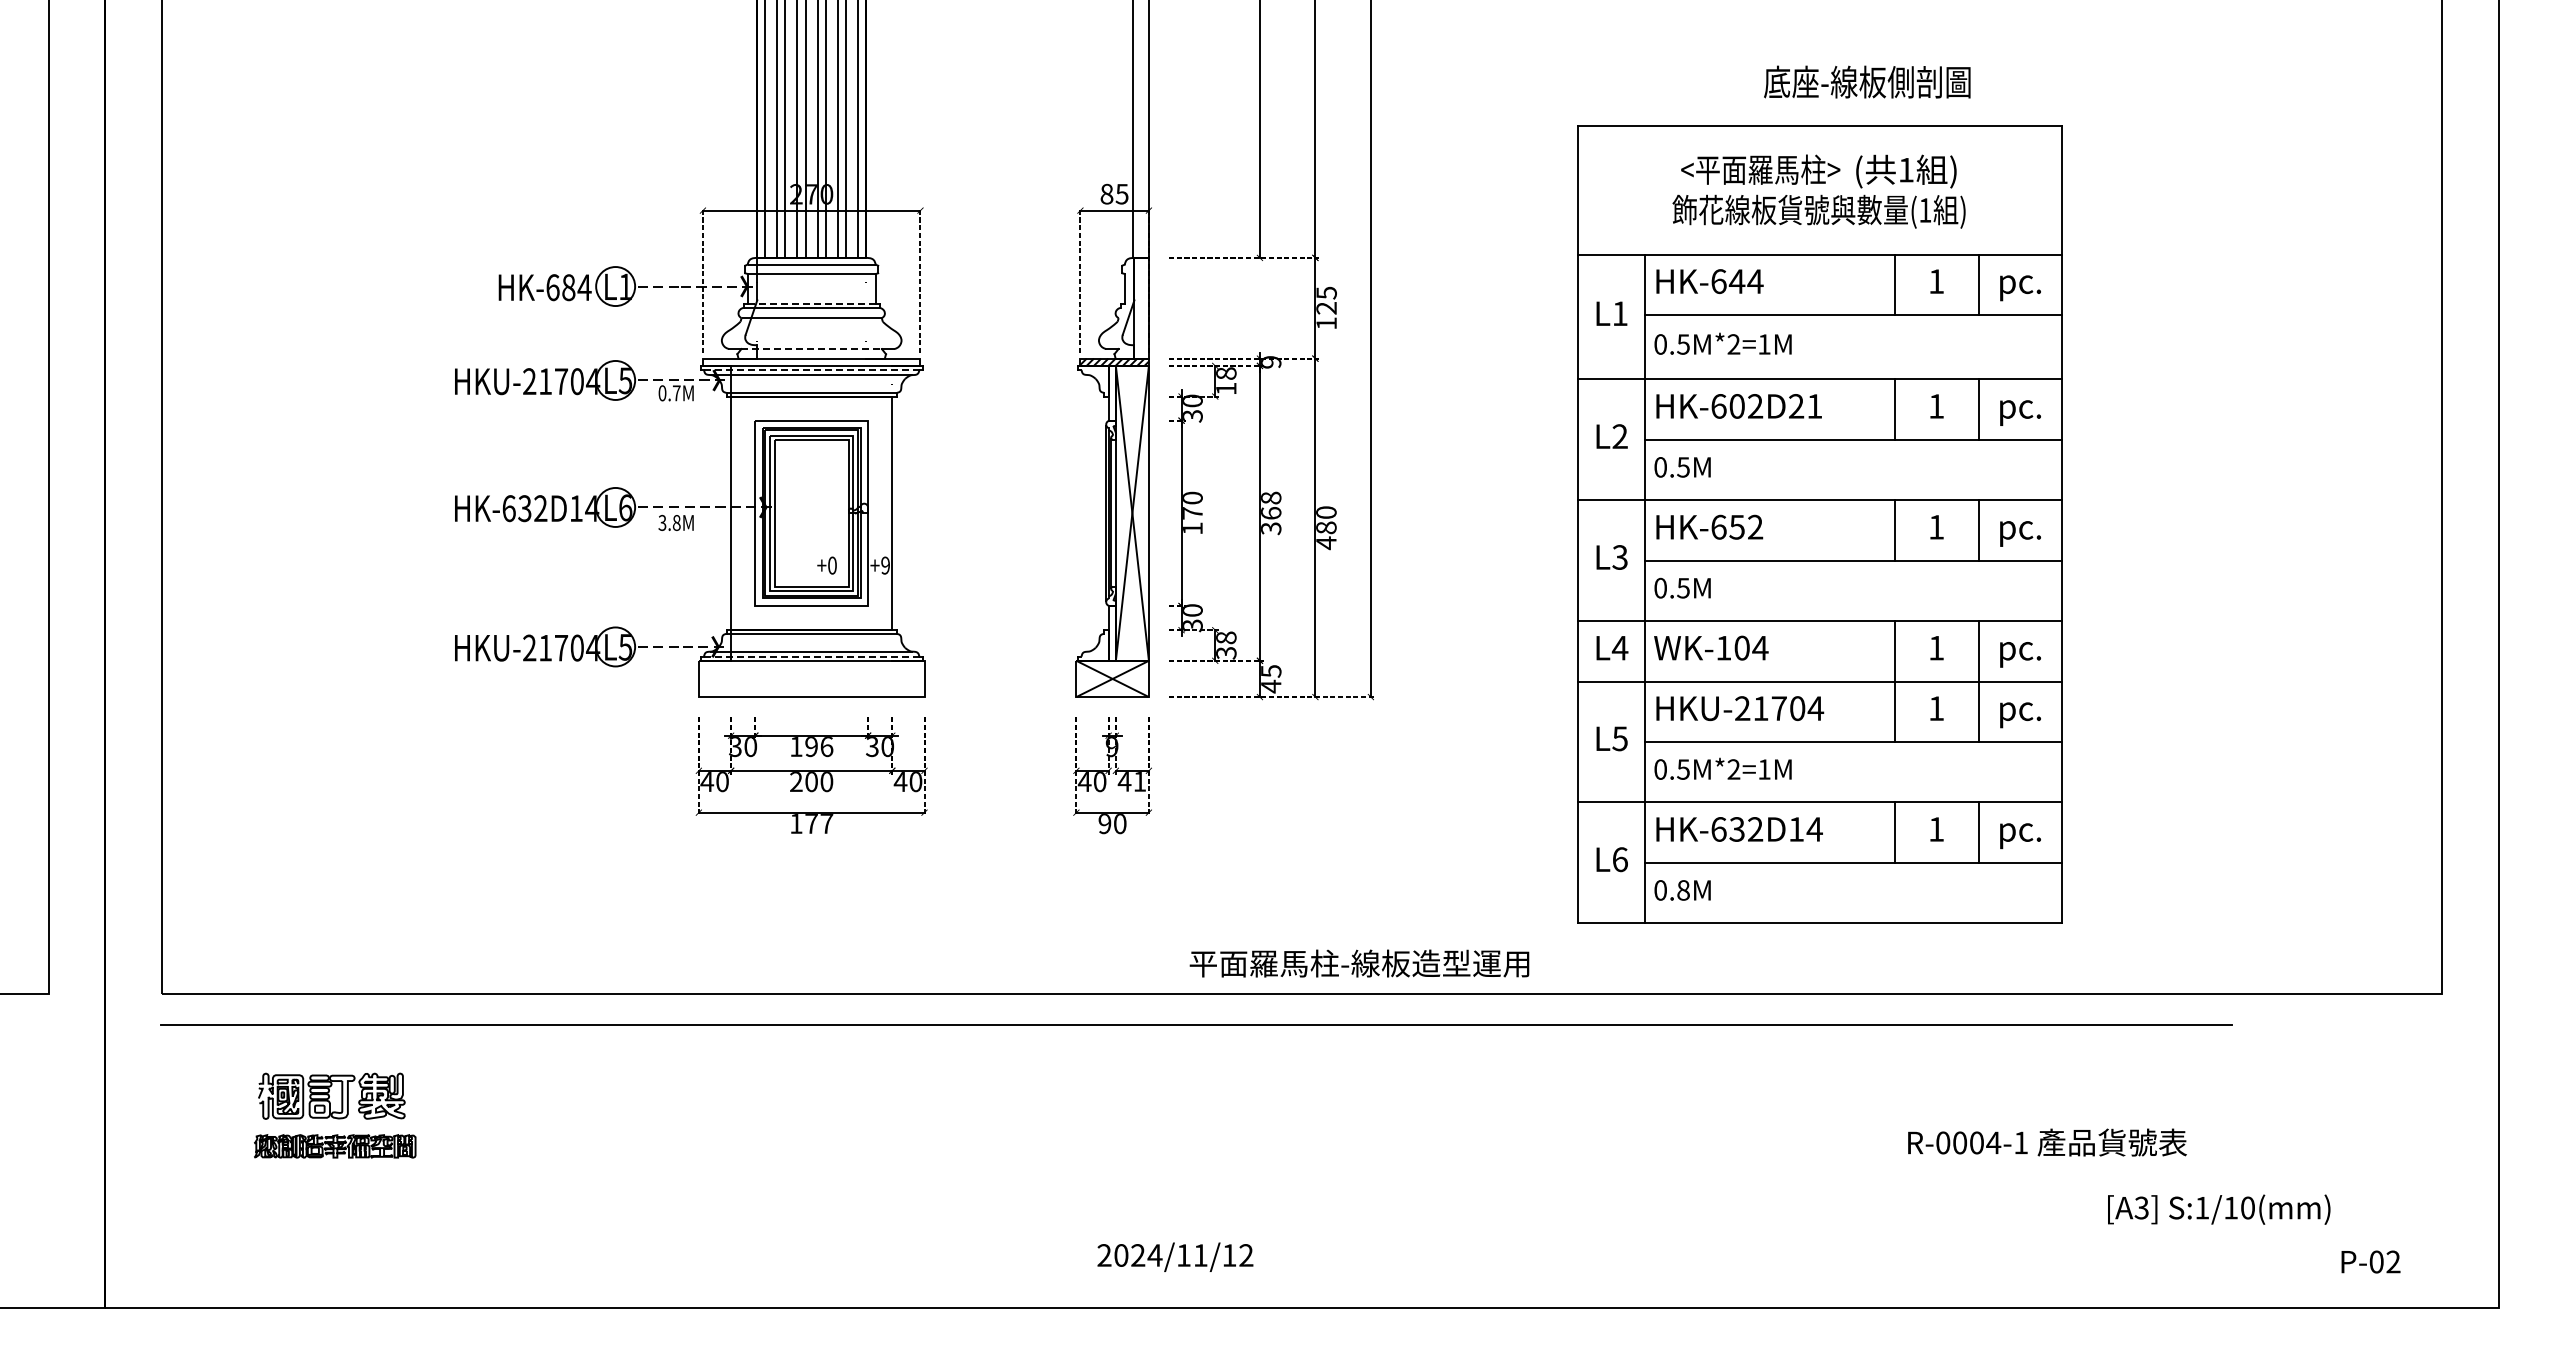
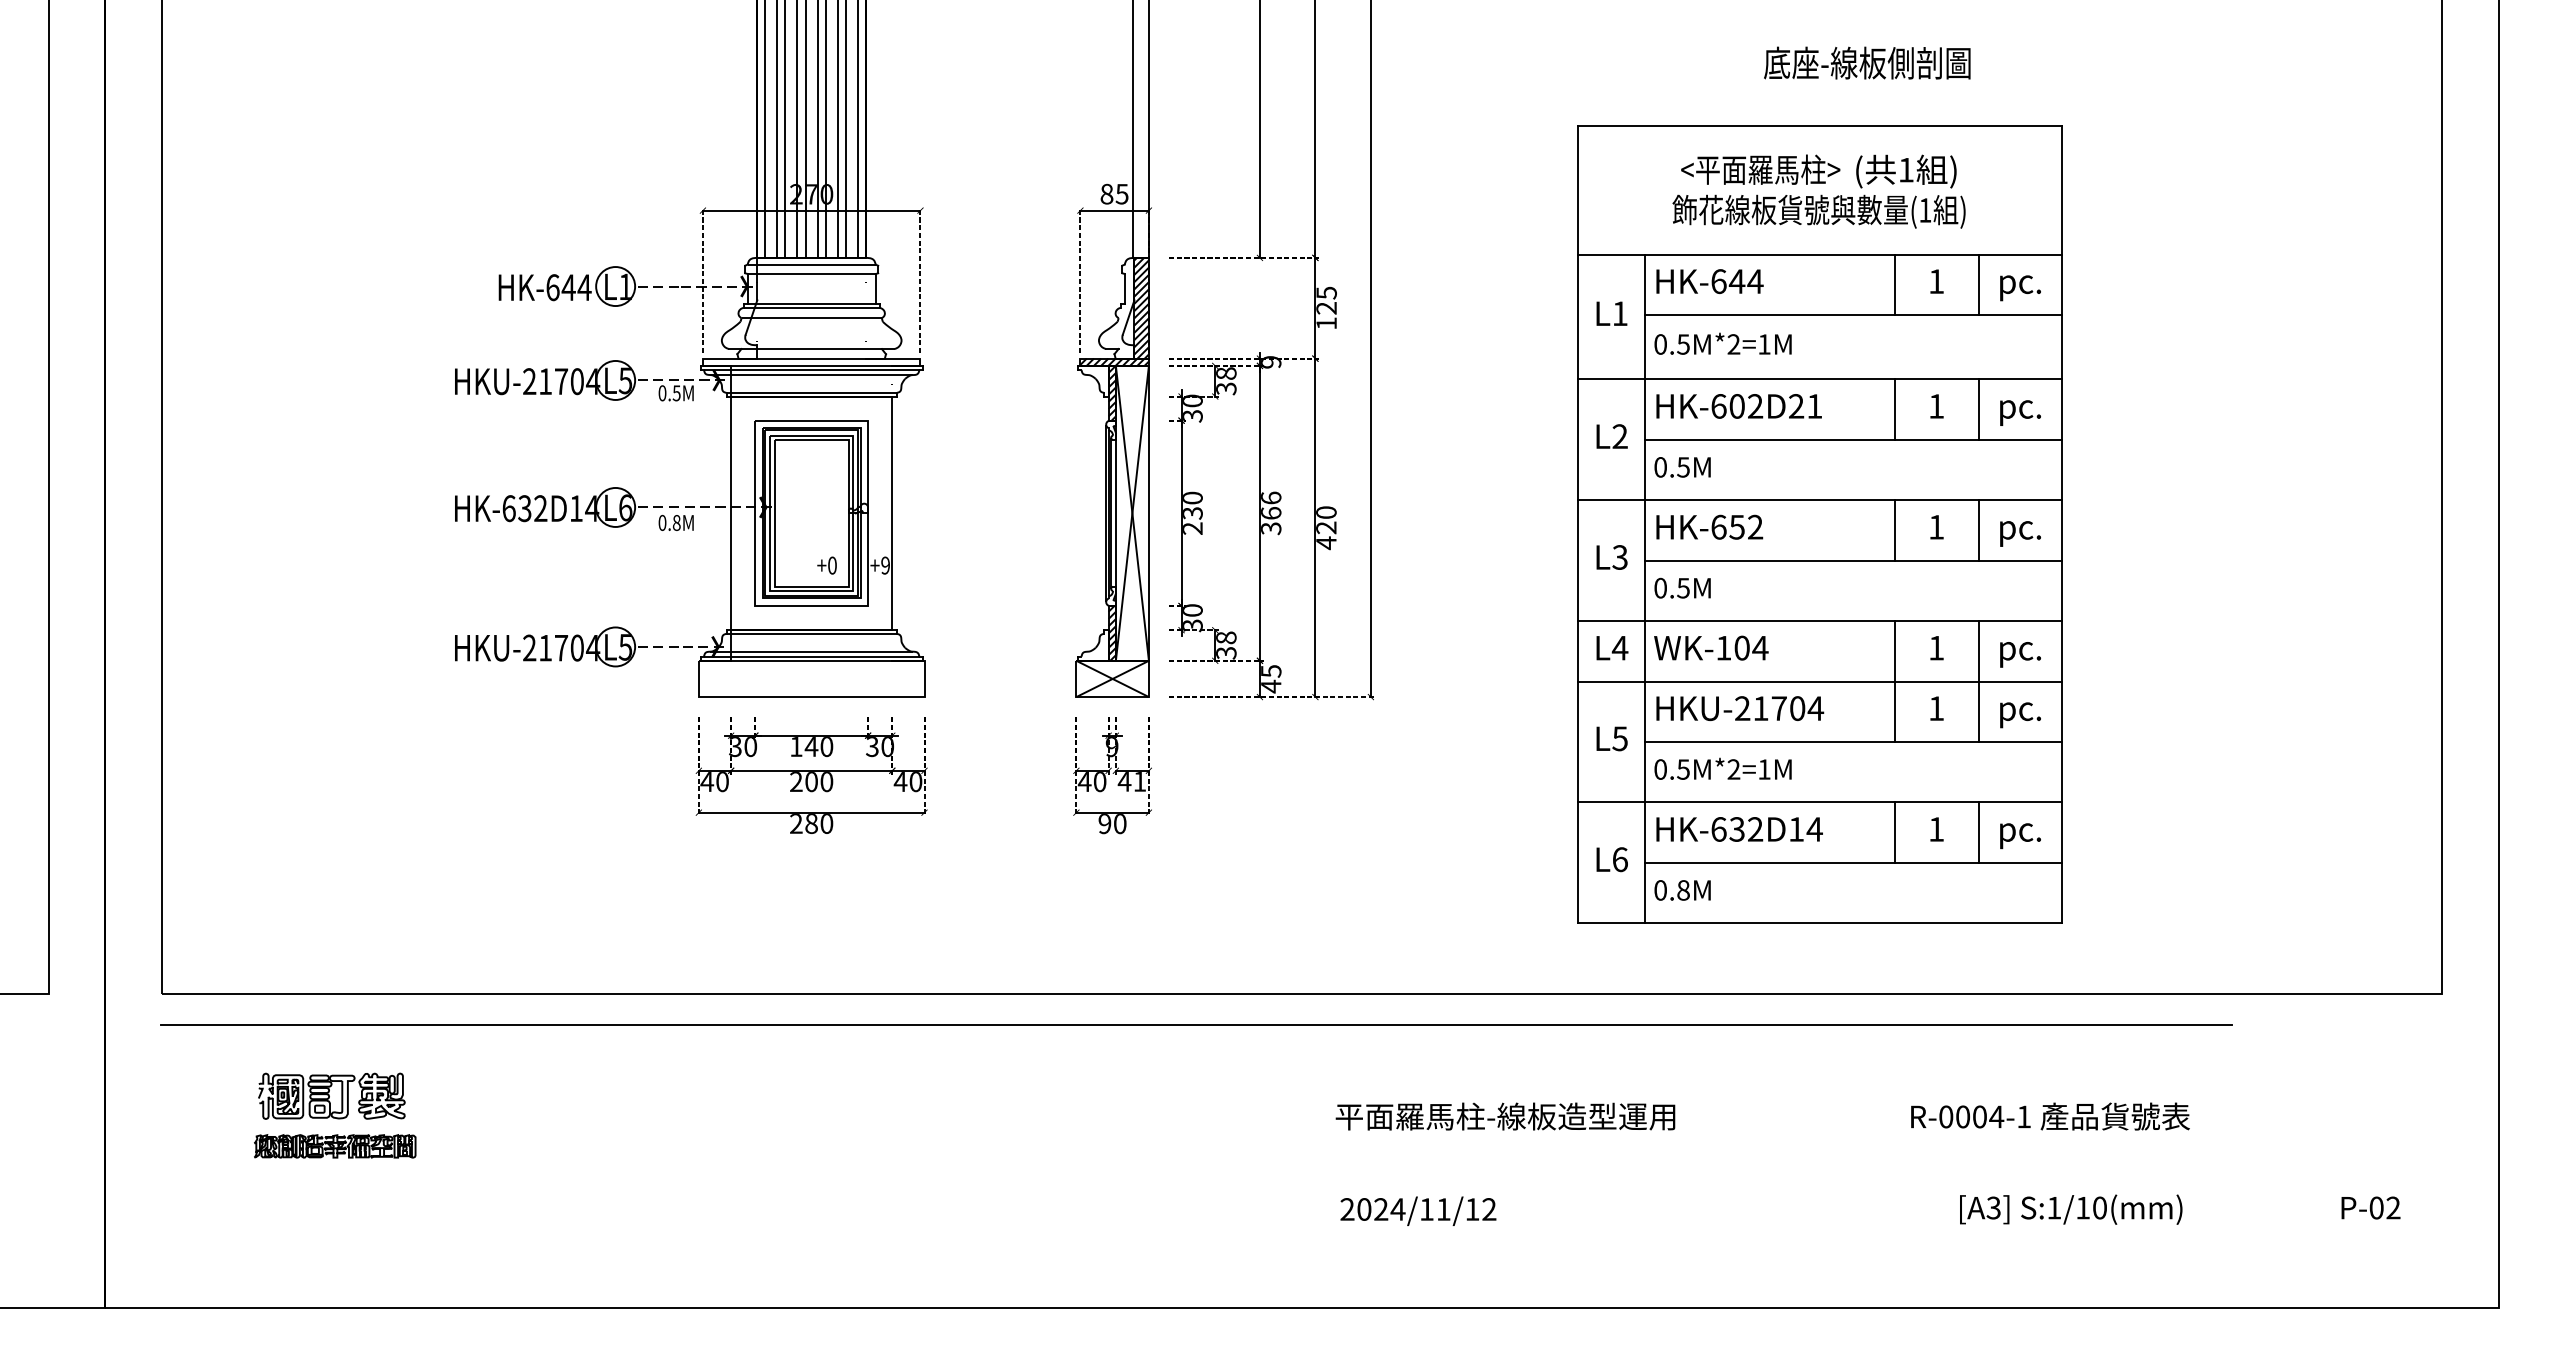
text position: (1867, 81) -> (1867, 62) (1867, 62)
text: HK-684 -> HK-644 (568, 287)
line: dashed -> solid (812, 303)
hatch: none -> present (1141, 307)
line: dashed -> solid (812, 349)
line: dashed -> solid (811, 370)
text: 18 -> 38 (1226, 388)
hatch: none -> present (1111, 392)
text: 0.7M -> 0.5M (676, 393)
text: 368 -> 366 (1271, 497)
text: 170 -> 230 (1192, 520)
text: 3.8M -> 0.8M (662, 522)
text: 480 -> 420 (1326, 527)
hatch: none -> present (1111, 633)
line: dashed -> solid (811, 656)
text: 196 -> 140 (818, 747)
text: 177 -> 280 (811, 823)
text position: (1359, 963) -> (1505, 1116) (1505, 1116)
text position: (2047, 1142) -> (2050, 1116) (2050, 1116)
text position: (2219, 1209) -> (2071, 1209) (2071, 1209)
text position: (1175, 1256) -> (1418, 1210) (1418, 1210)
text position: (2370, 1261) -> (2370, 1207) (2370, 1207)
